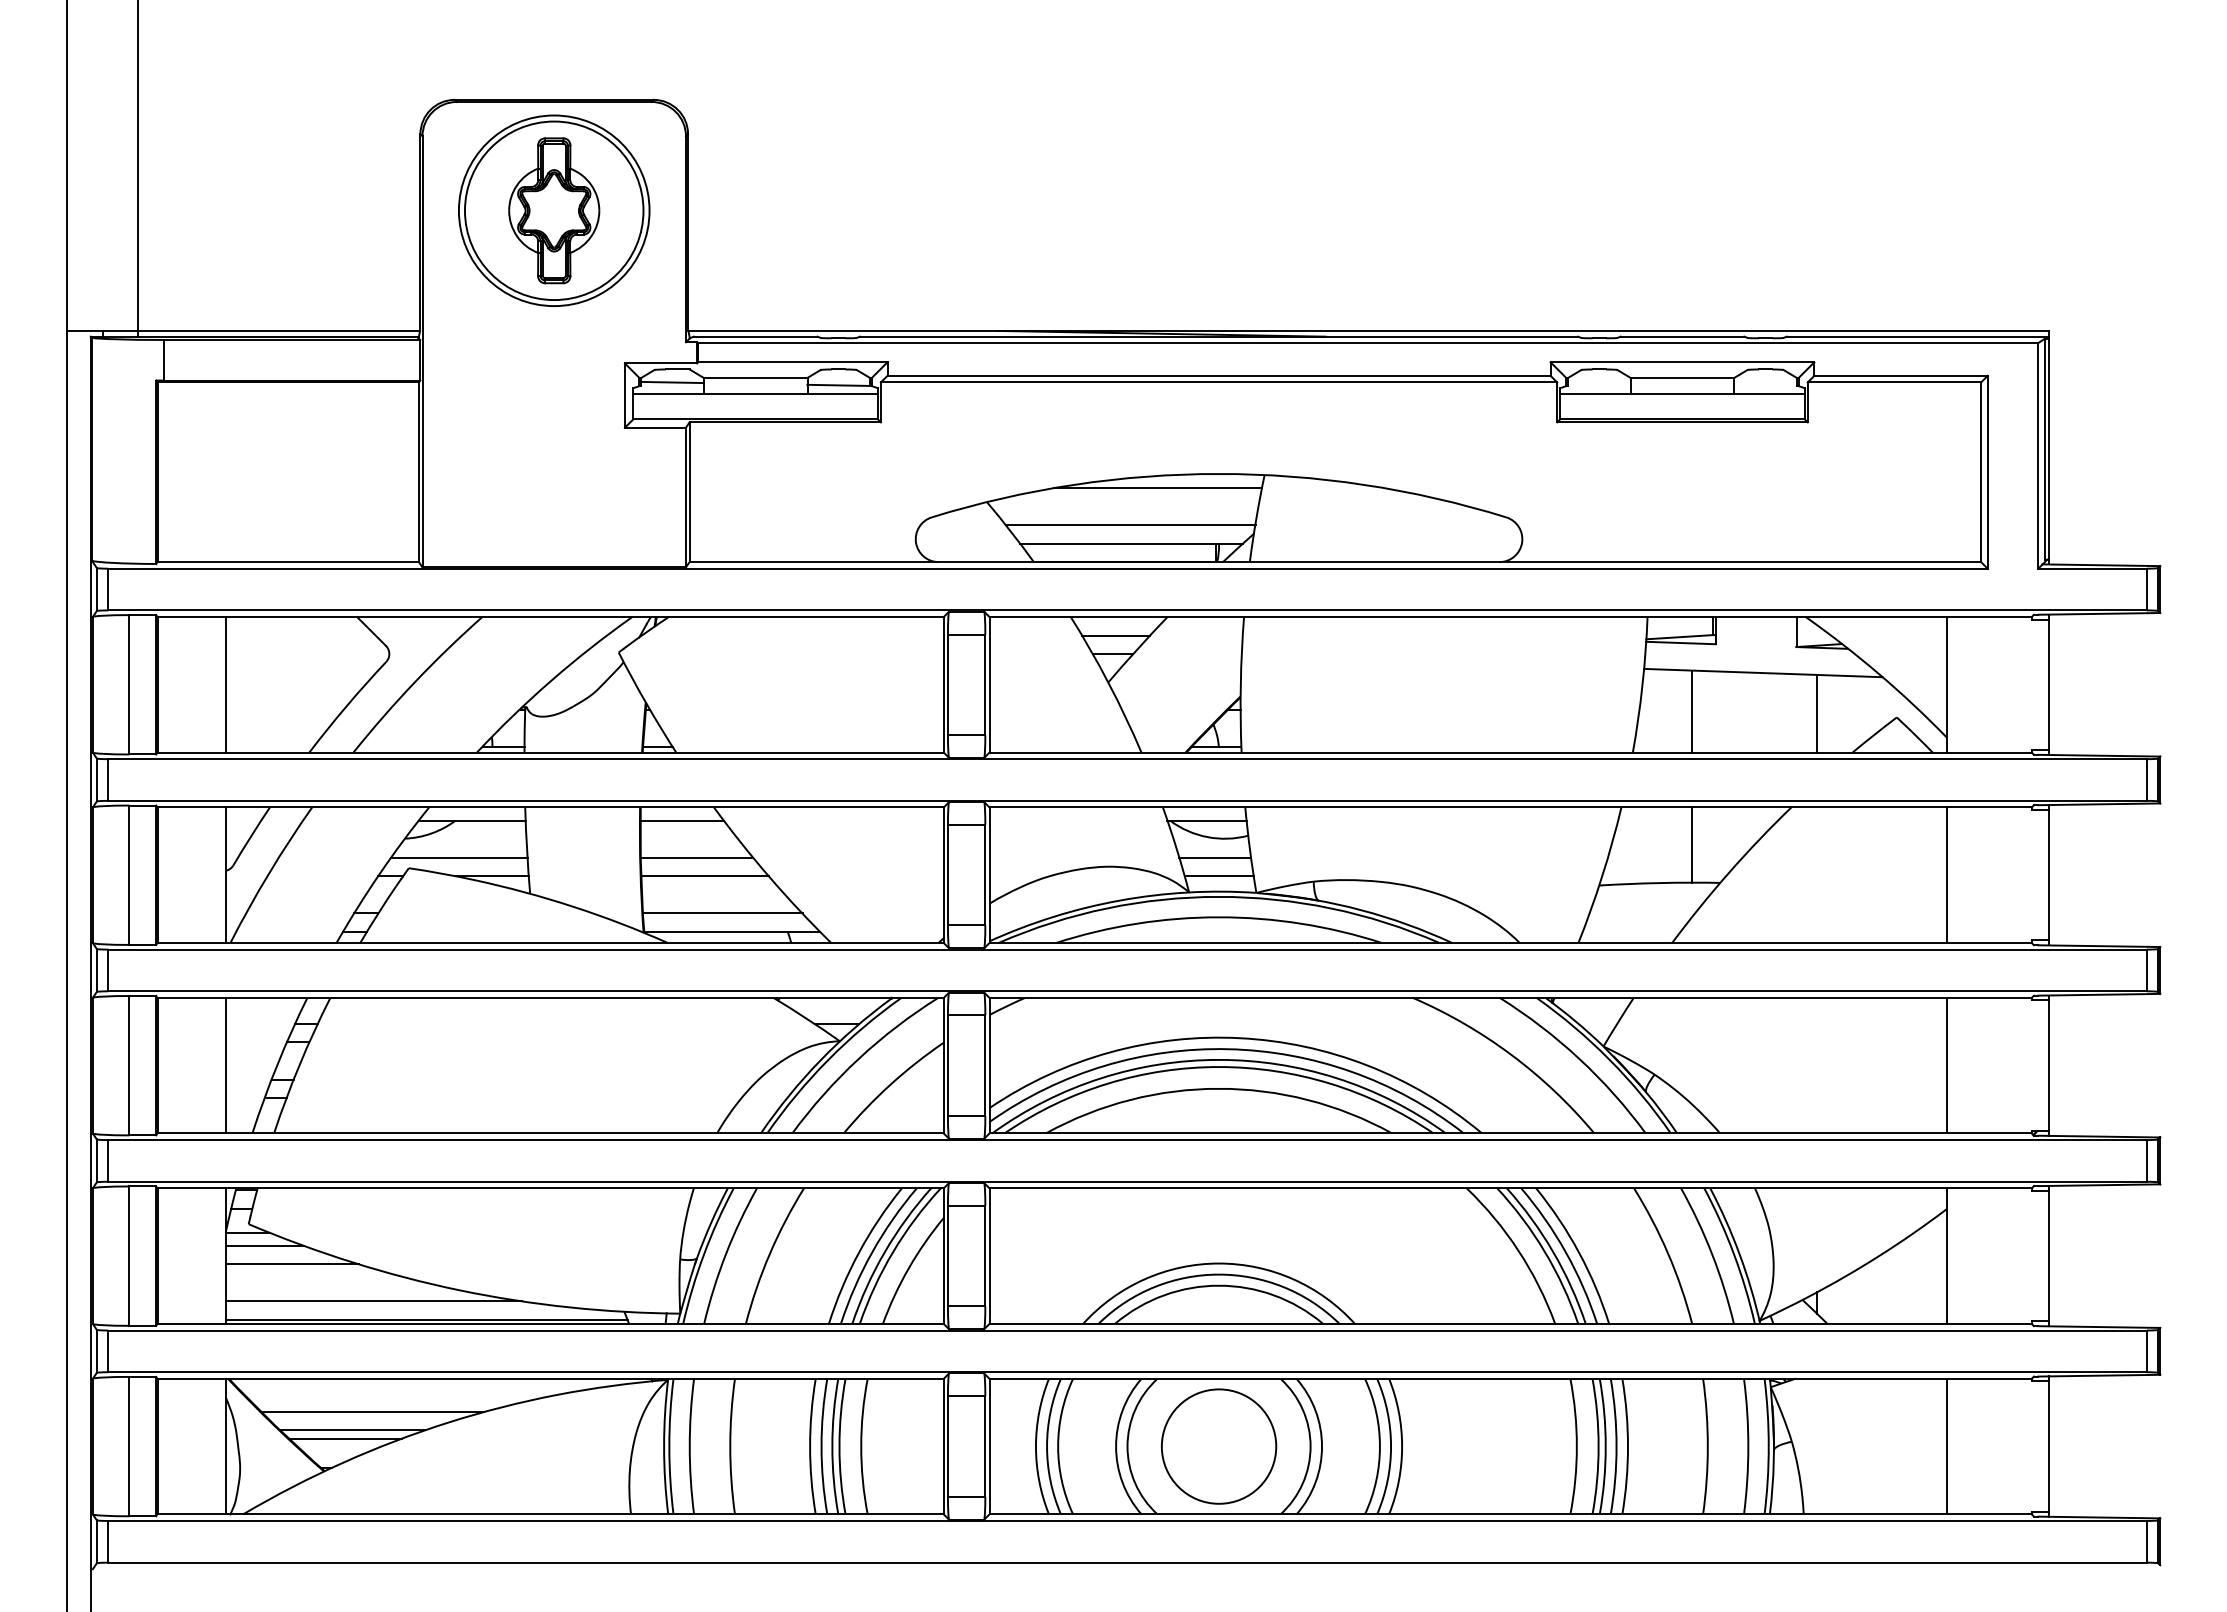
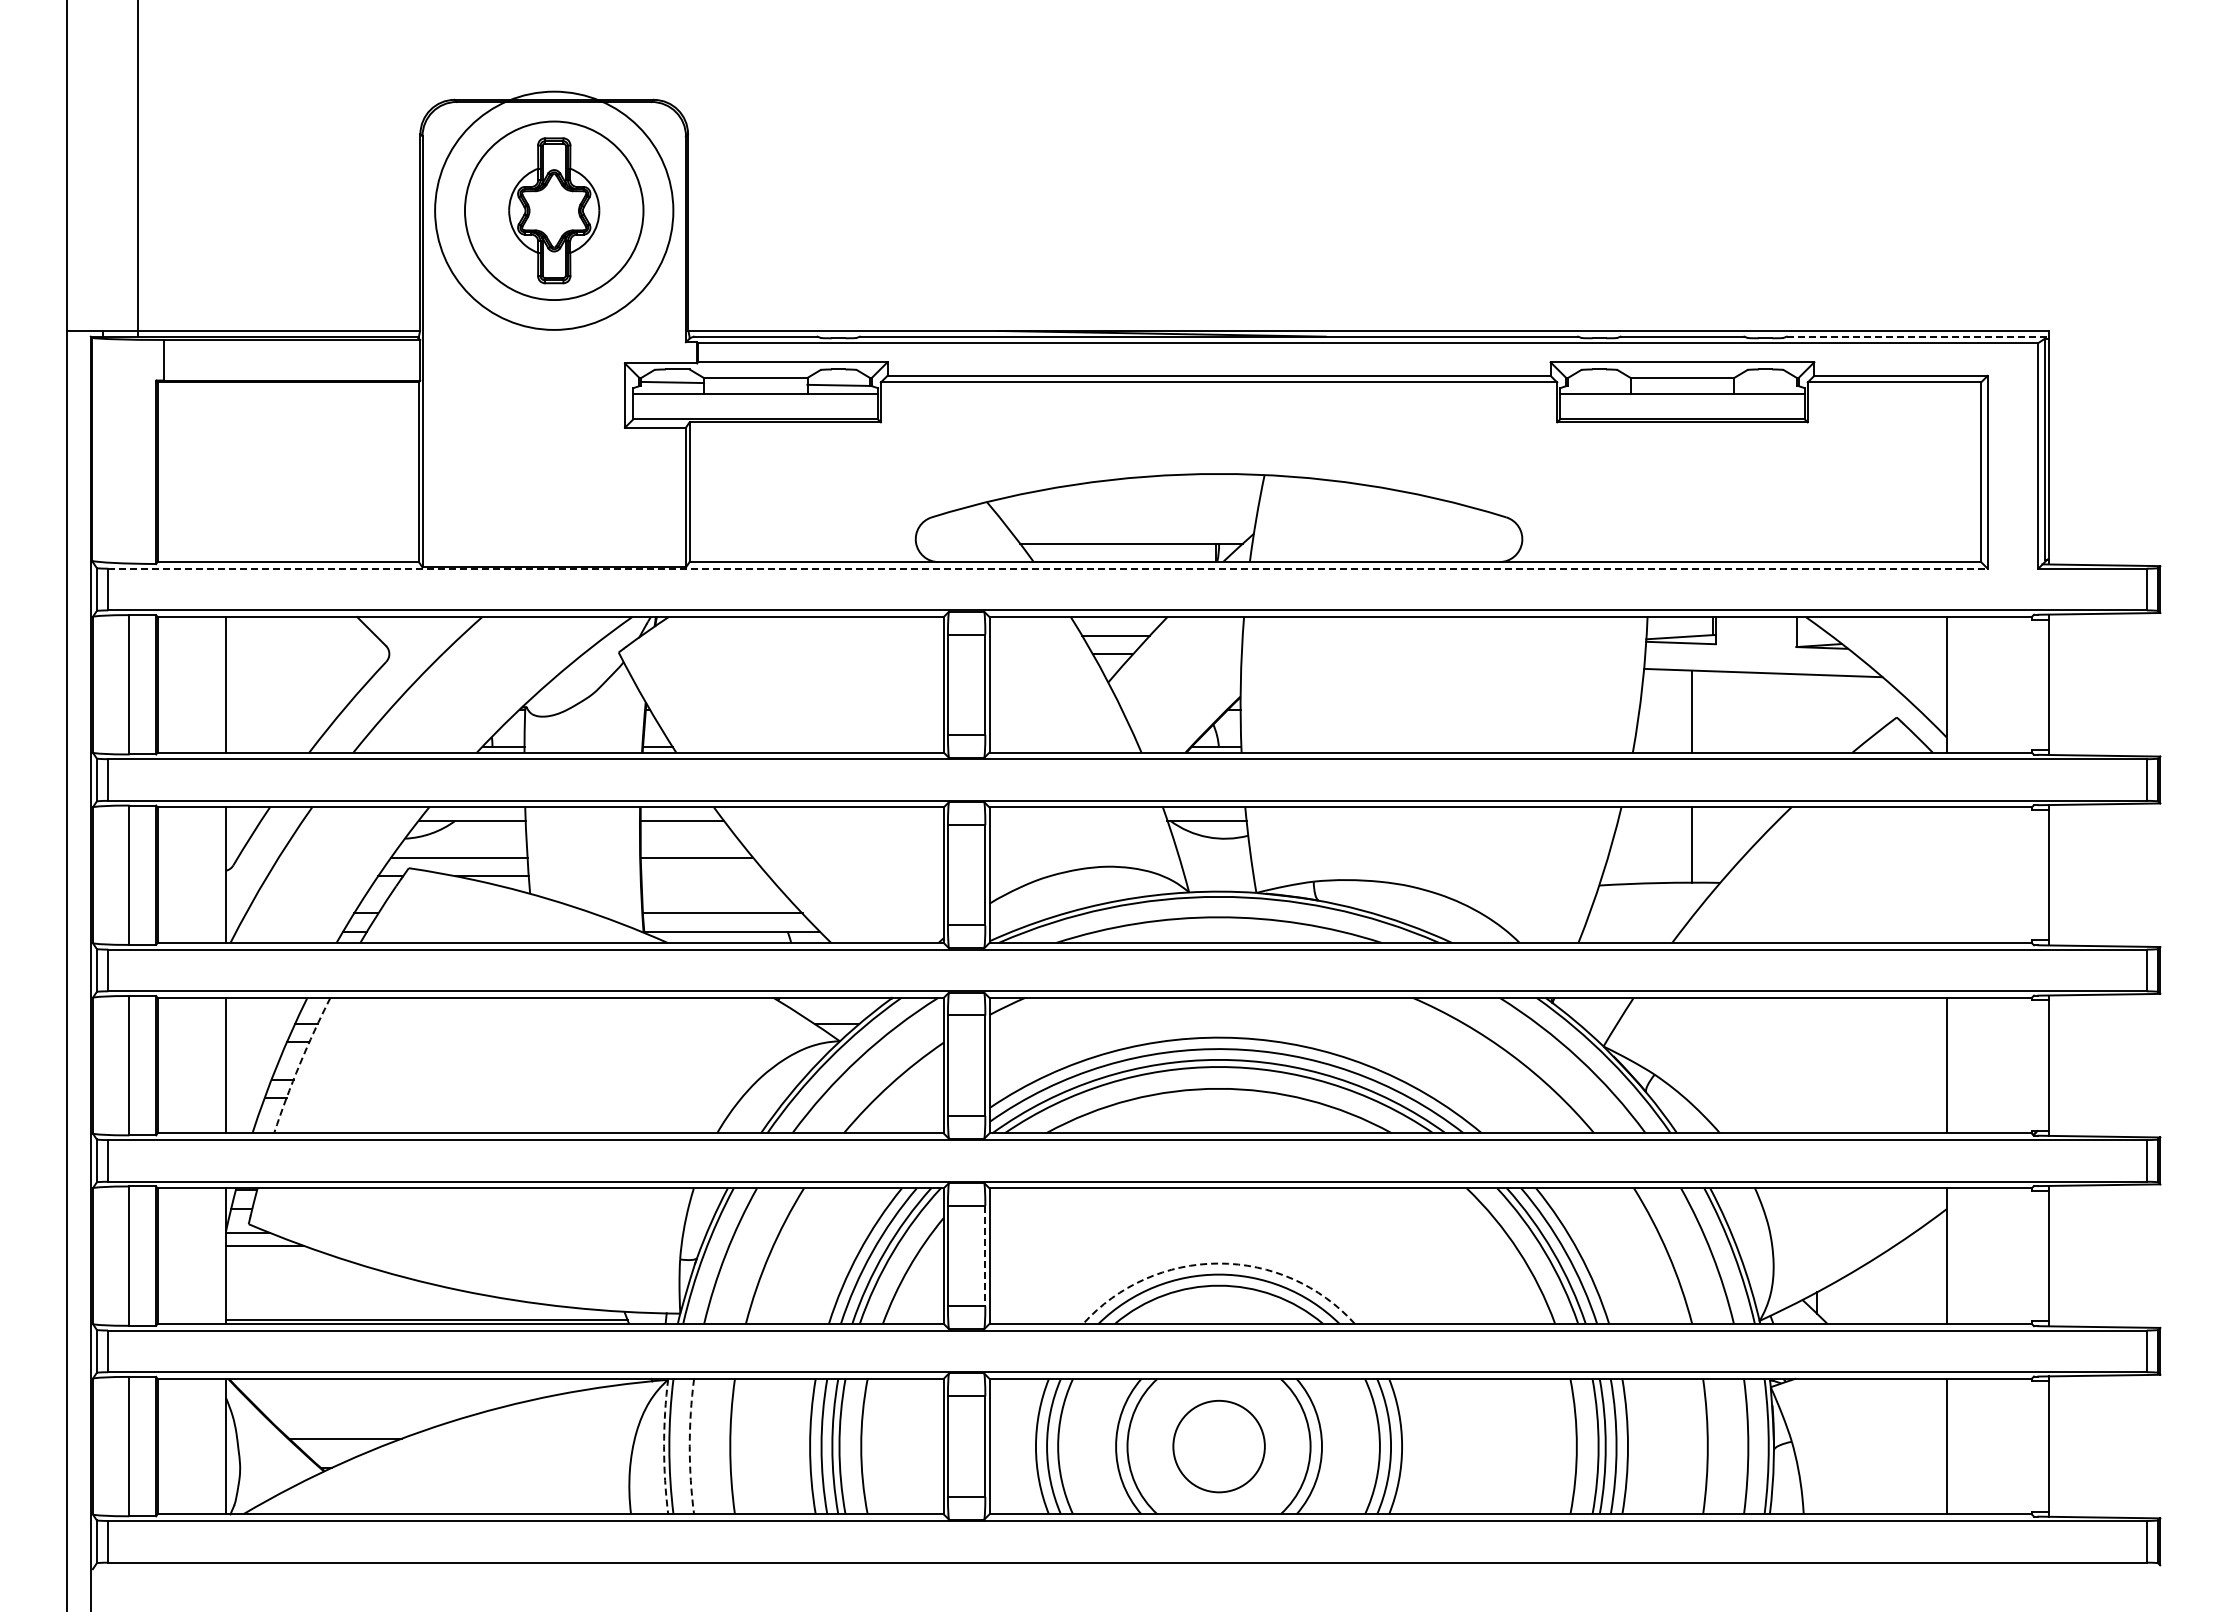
circle diameter: 191 px -> 238 px (554, 210)
line: solid -> dashed (1917, 336)
line: present -> none (1157, 488)
line: present -> none (1130, 525)
line: solid -> dashed (1048, 568)
line: present -> none (1817, 713)
line: present -> none (1215, 857)
line: present -> none (1946, 875)
line: present -> none (705, 876)
line: present -> none (1218, 876)
arc: solid -> dashed (299, 1064)
line: solid -> dashed (985, 1256)
arc: solid -> dashed (1219, 1263)
line: present -> none (292, 1264)
line: present -> none (374, 1301)
line: present -> none (372, 1412)
line: present -> none (352, 1430)
arc: solid -> dashed (664, 1446)
arc: solid -> dashed (689, 1446)
circle size: 117x117 px -> 94x95 px (1218, 1446)
